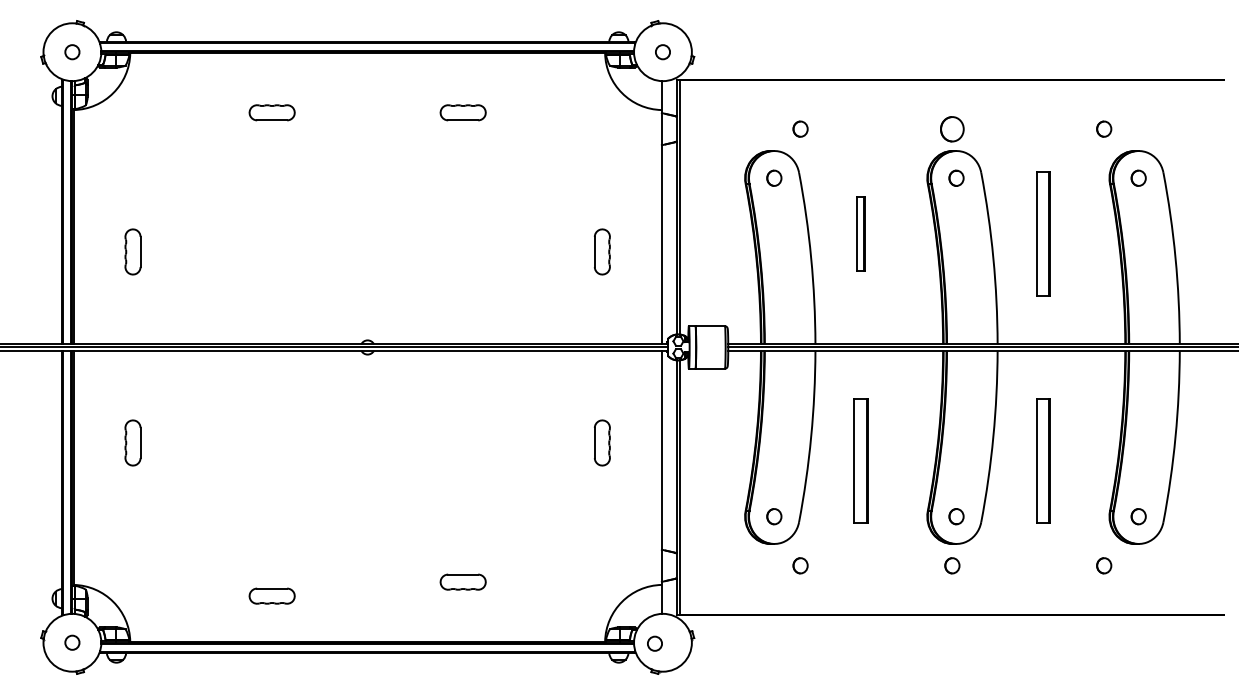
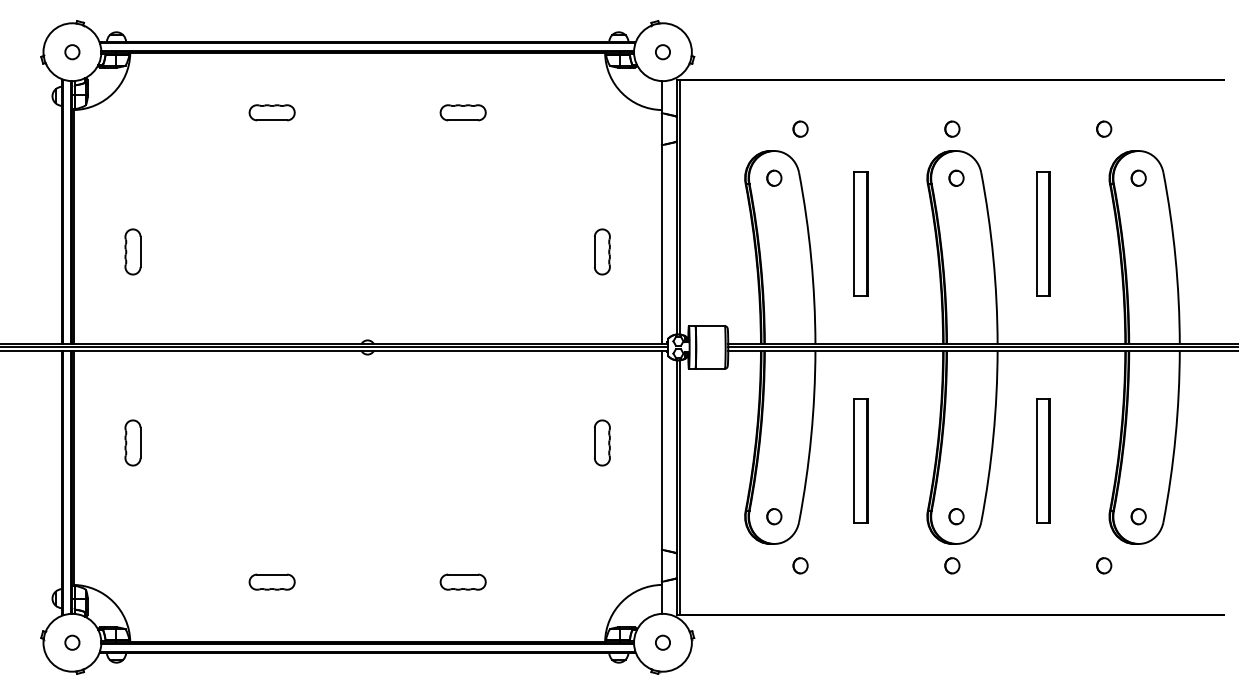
part size: 25x27 px -> 17x18 px (952, 128)
part size: 10x76 px -> 16x126 px (860, 233)
part position: (271, 595) -> (271, 581) (271, 581)
circle position: (654, 643) -> (662, 642) (662, 642)
